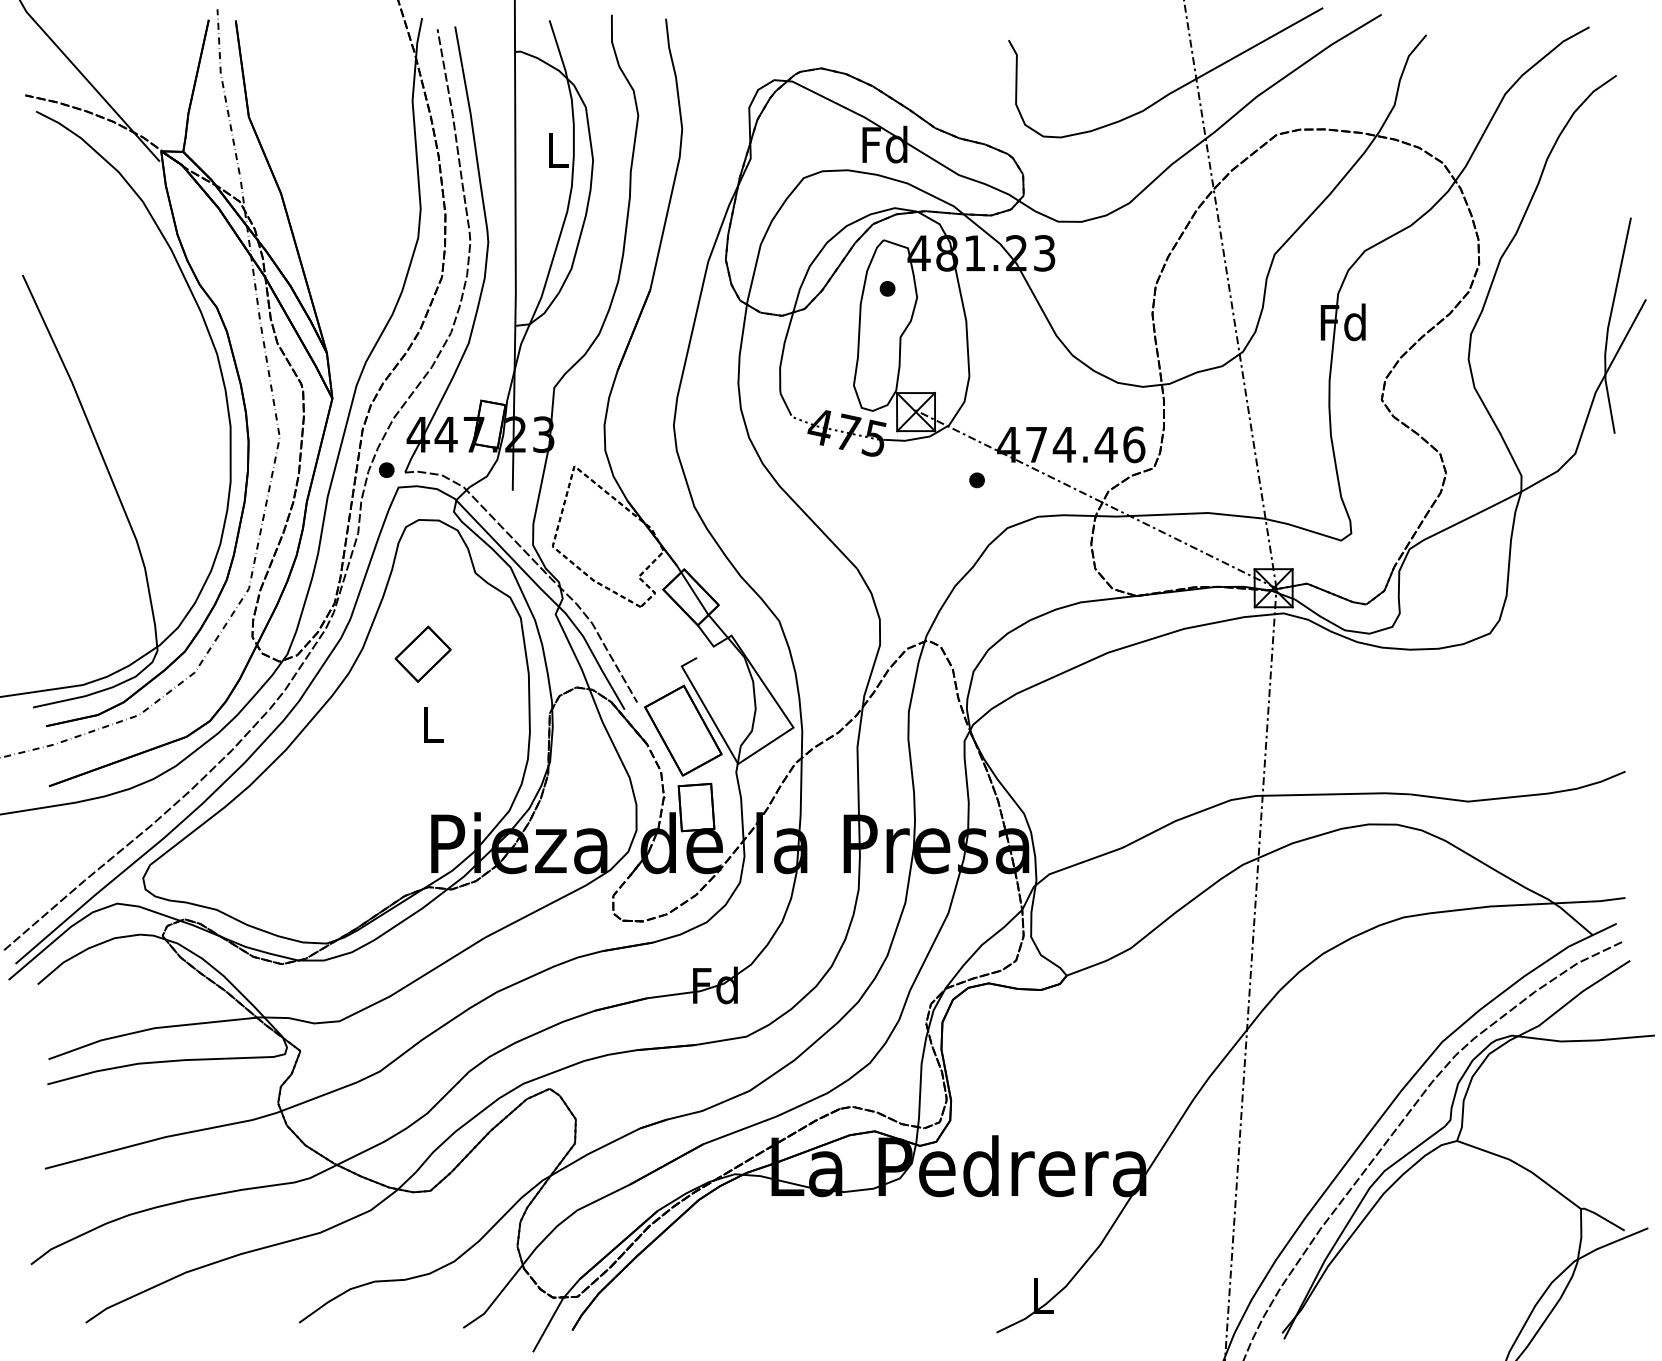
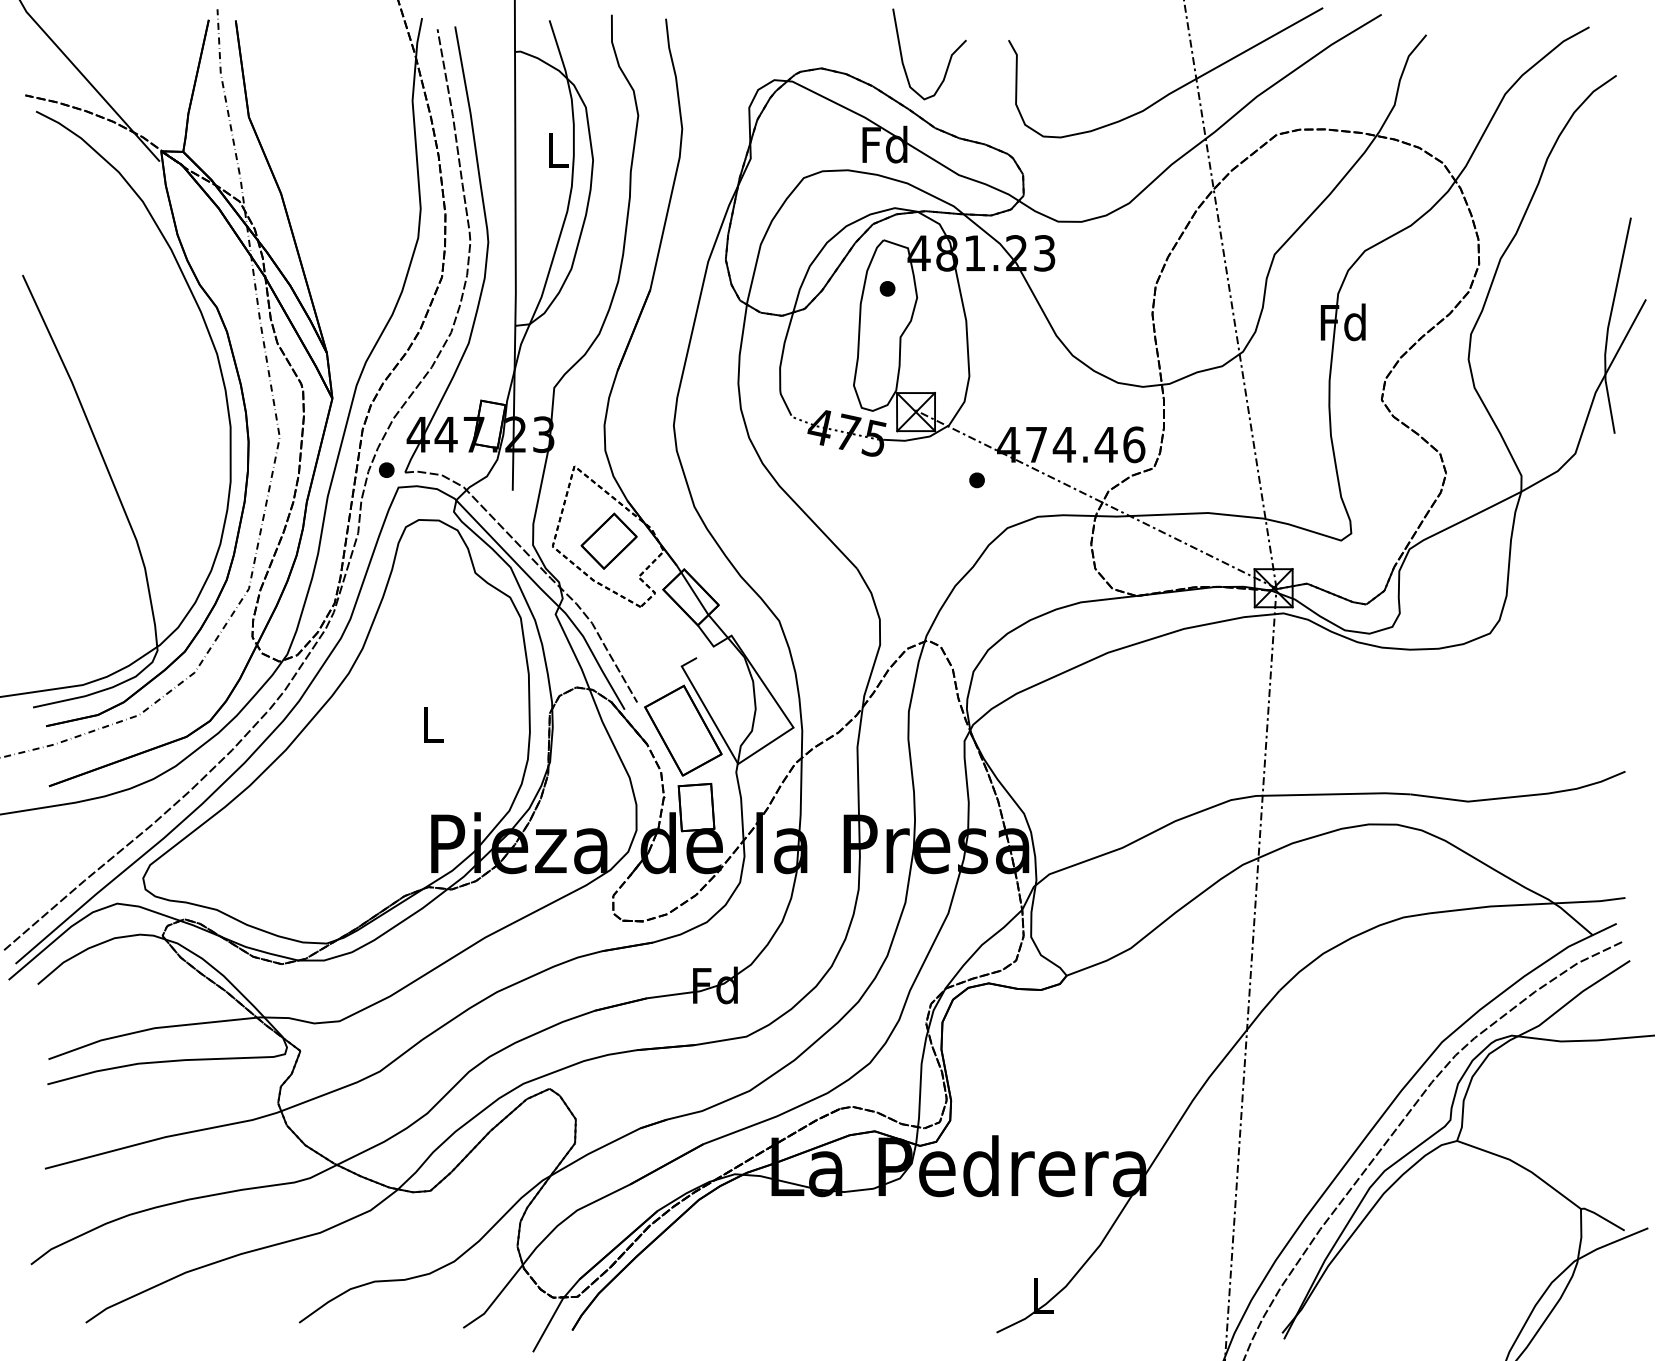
curve: none -> present (948, 61)
part position: (422, 653) -> (608, 540) (608, 540)
